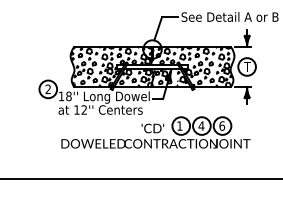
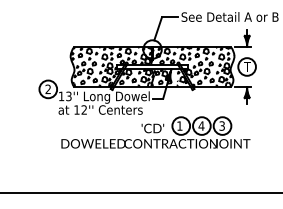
text: 18'' -> 13'' (68, 96)
text: 6 -> 3 (222, 125)
line position: (140, 178) -> (140, 192) (140, 192)
